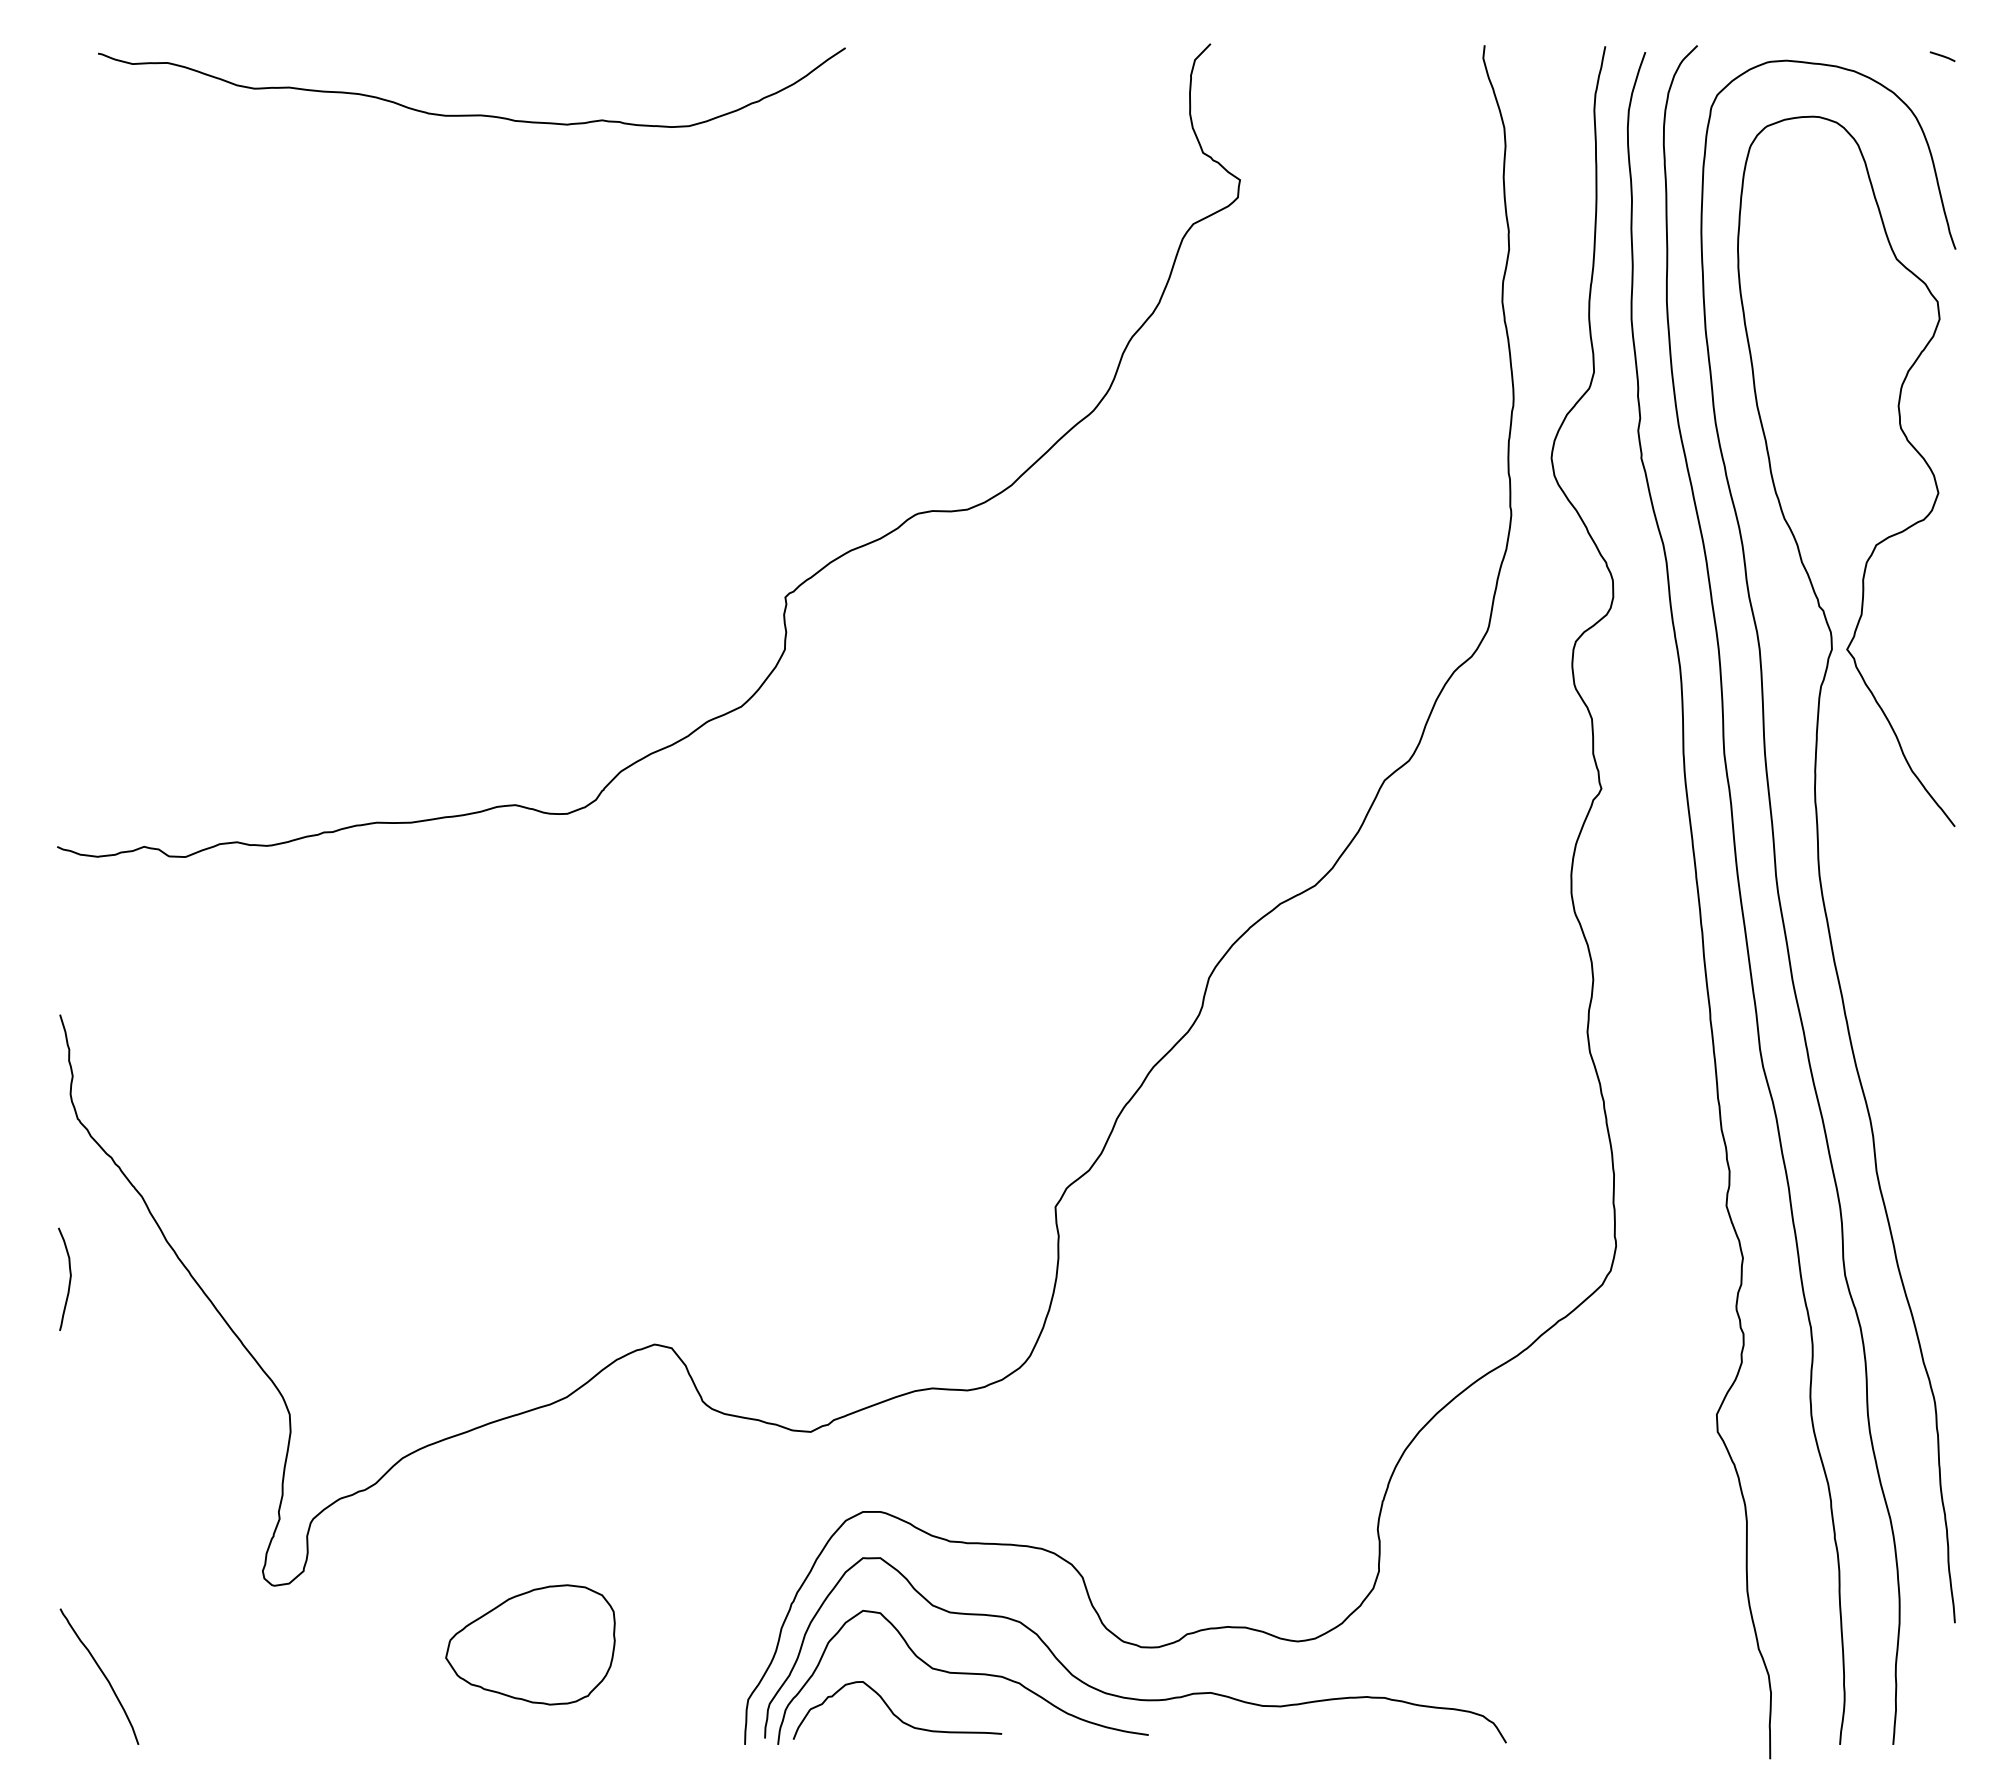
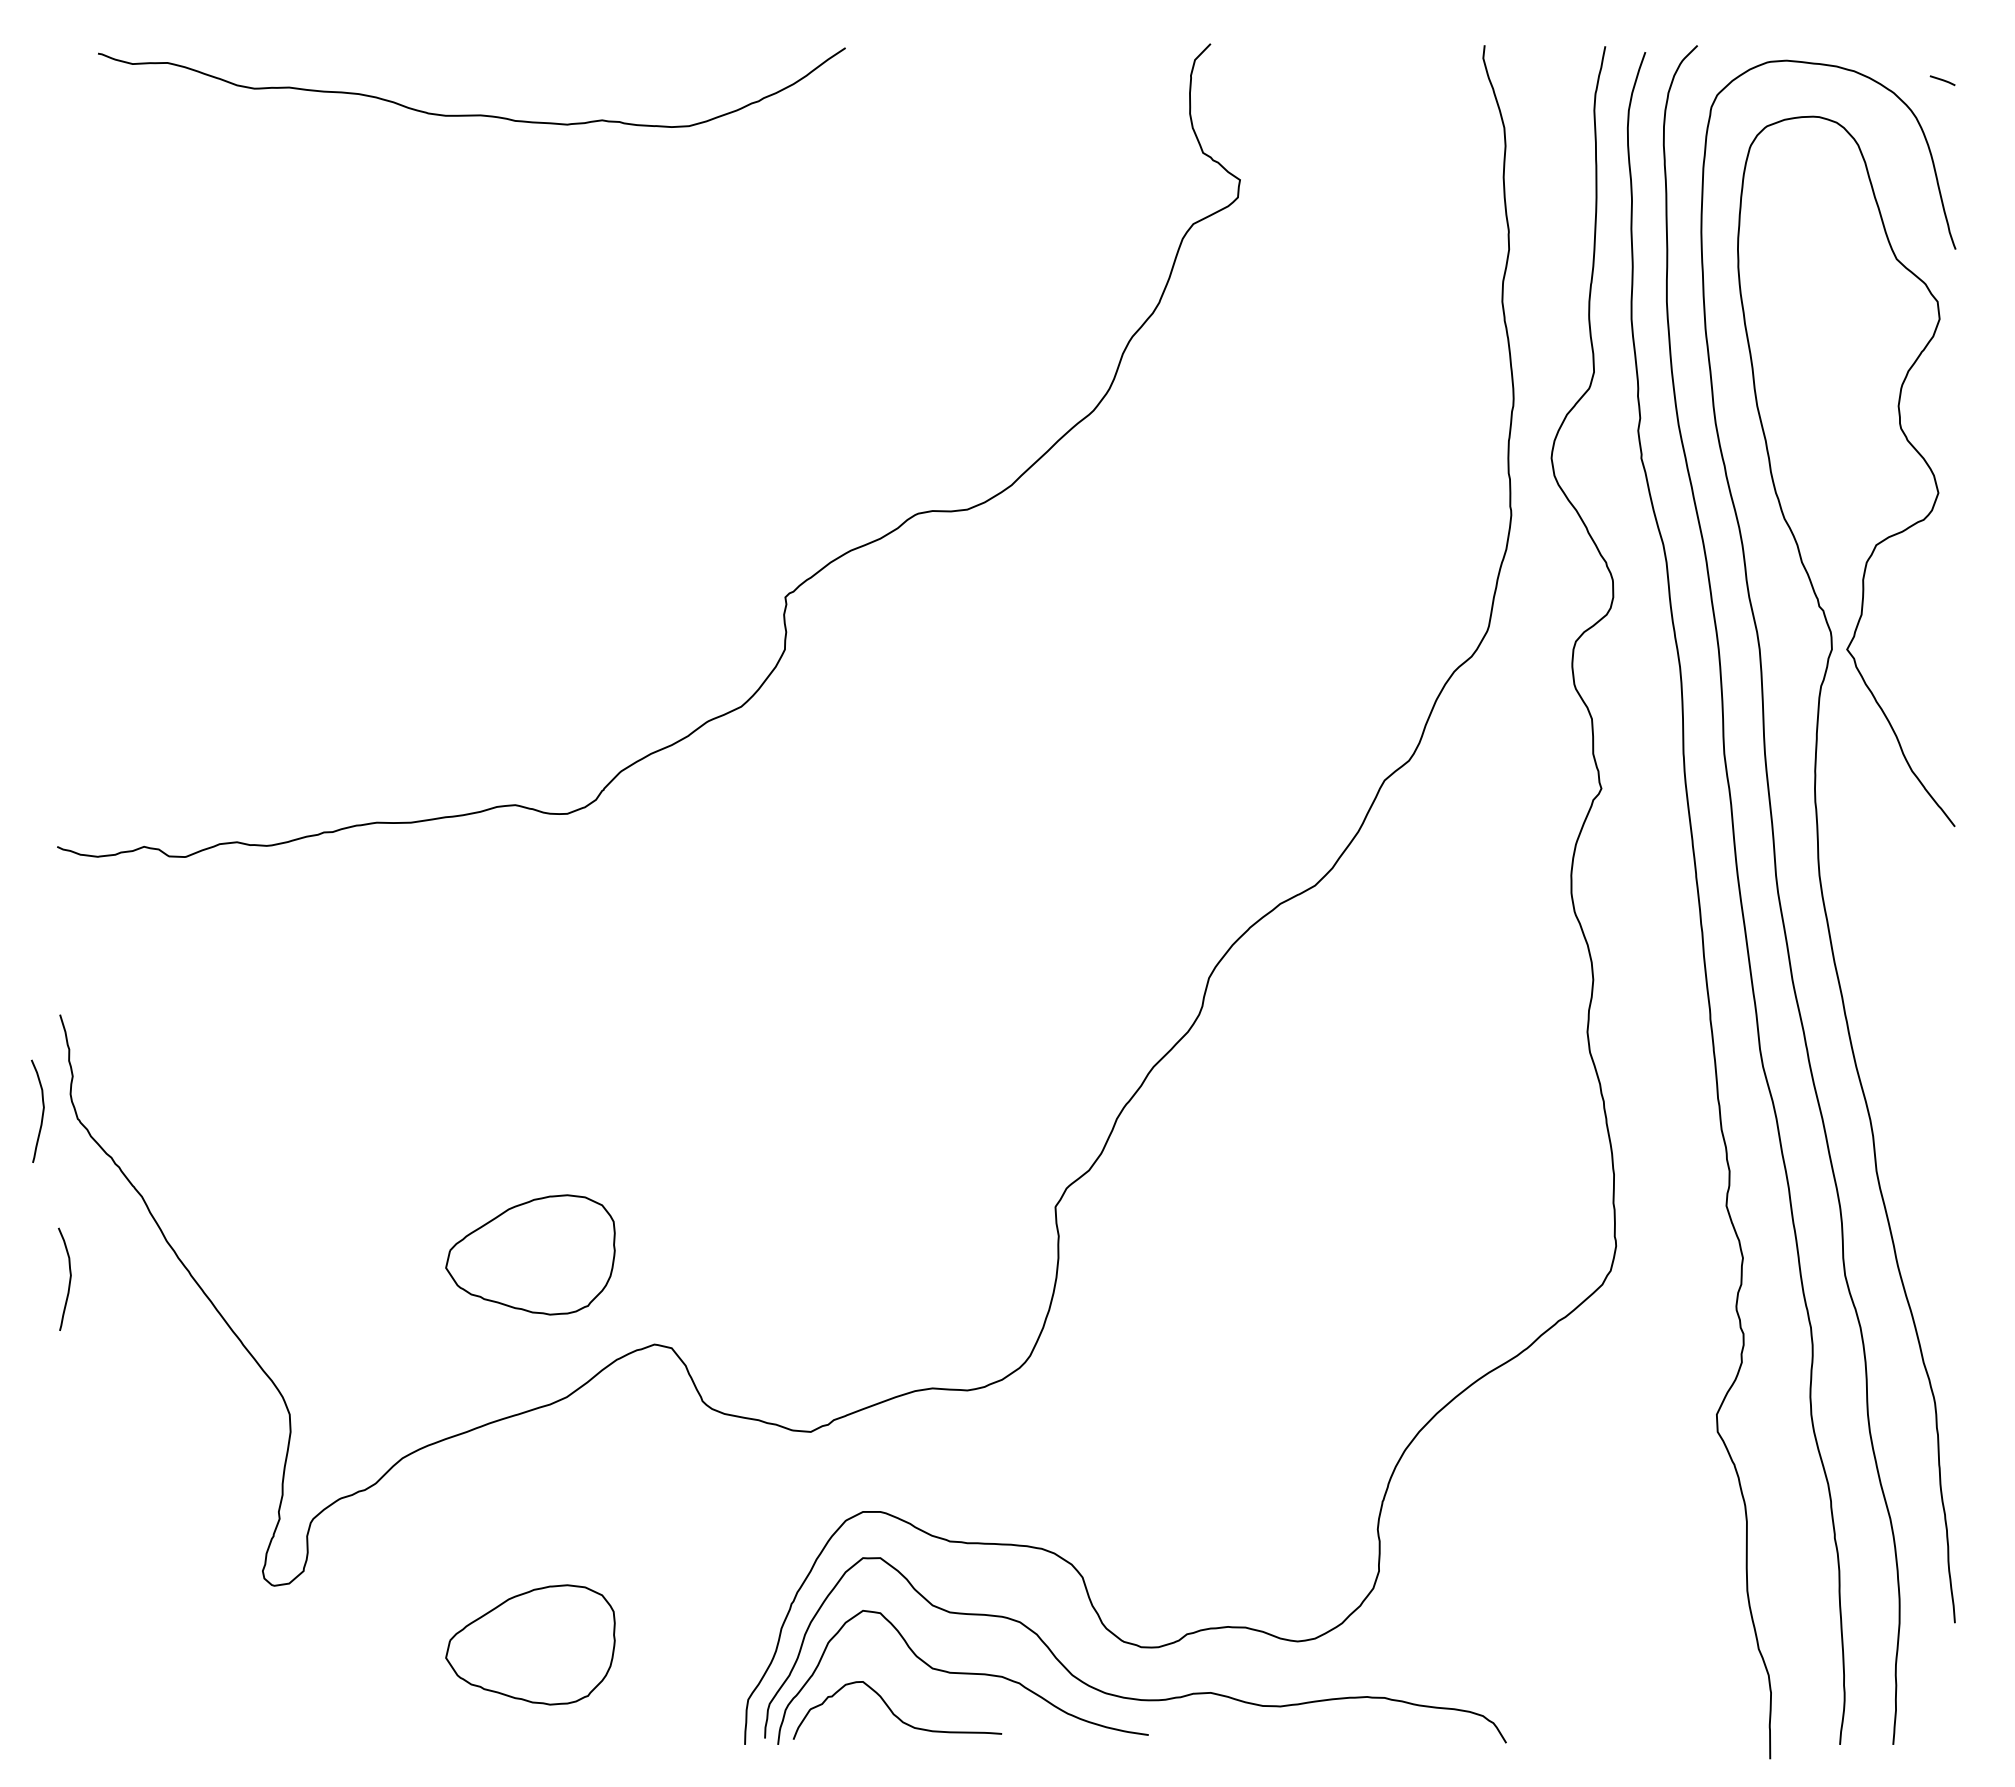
line position: (1942, 56) -> (1942, 80) (1942, 80)
curve: none -> present (42, 1110)
part: none -> present (530, 1254)
curve: present -> none (102, 1674)
